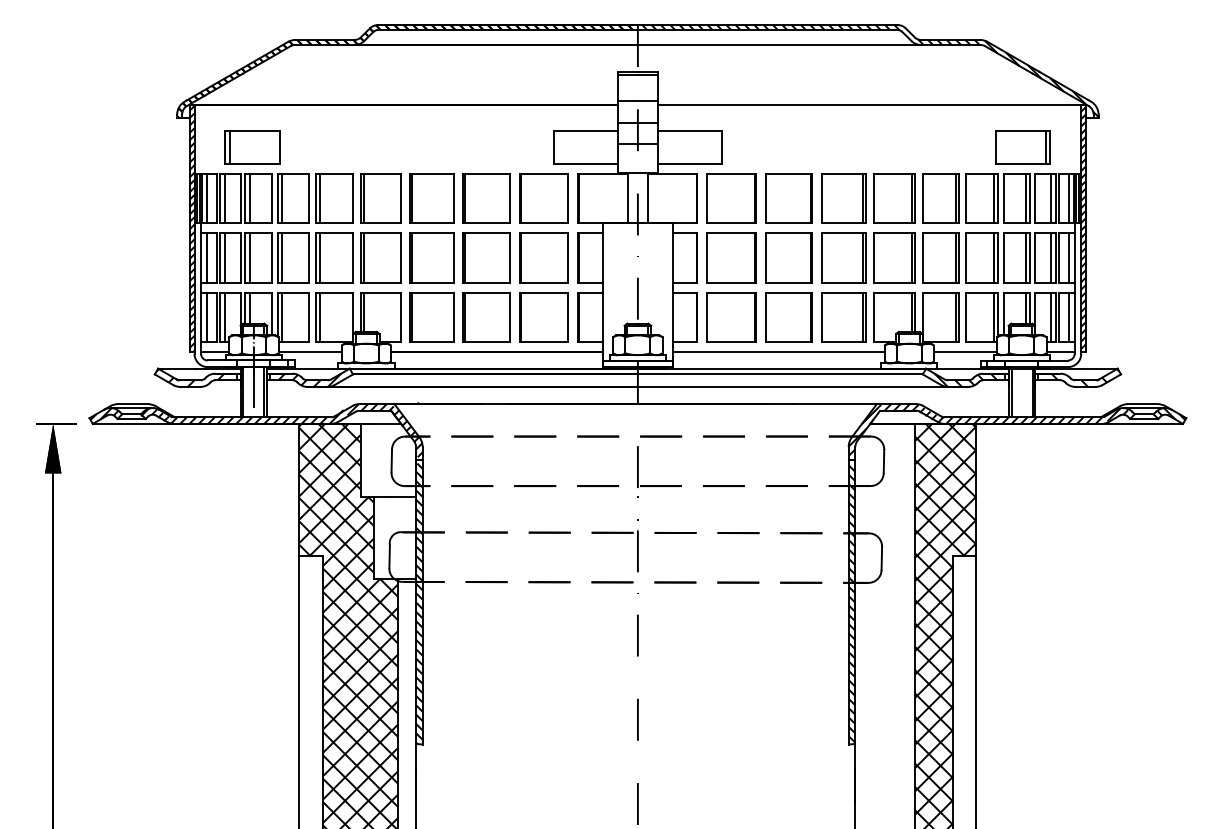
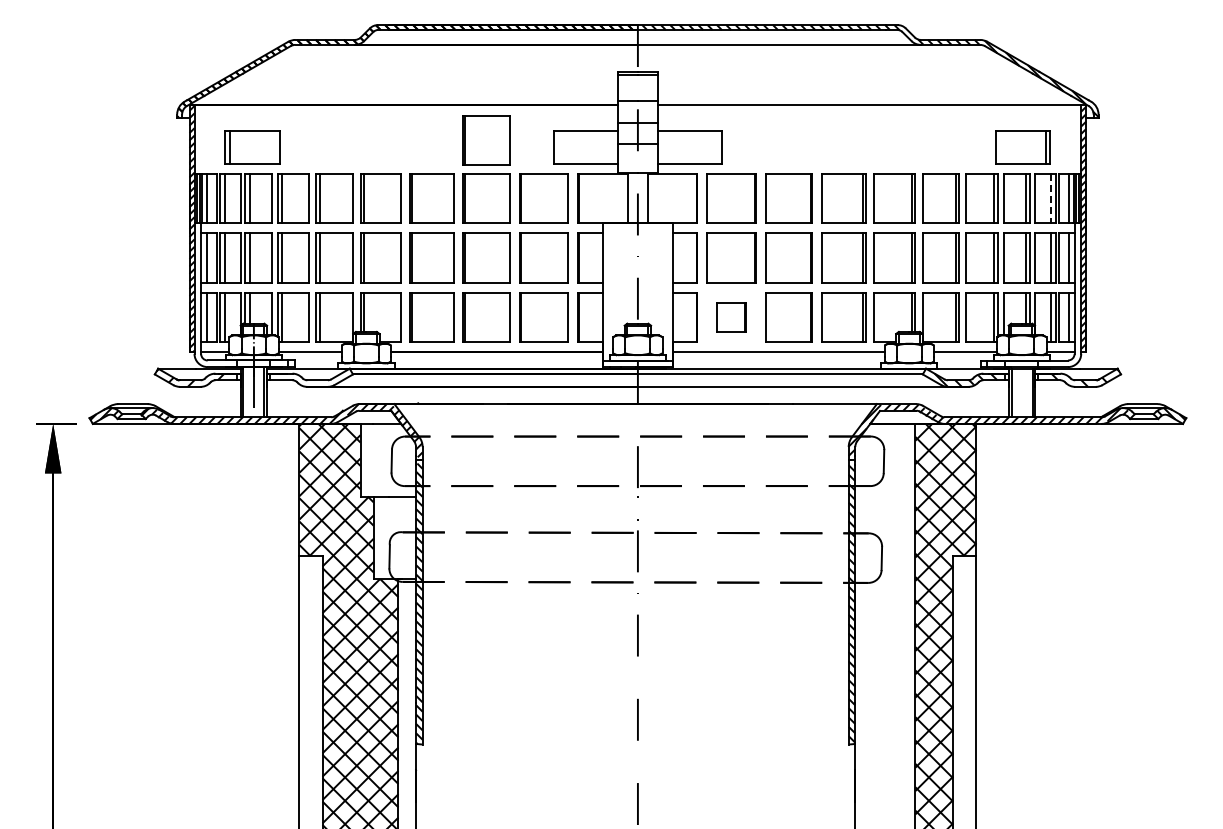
part: none -> present (486, 140)
line: solid -> dashed (1051, 198)
part size: 51x51 px -> 31x31 px (731, 317)
hatch: present -> none (305, 379)
